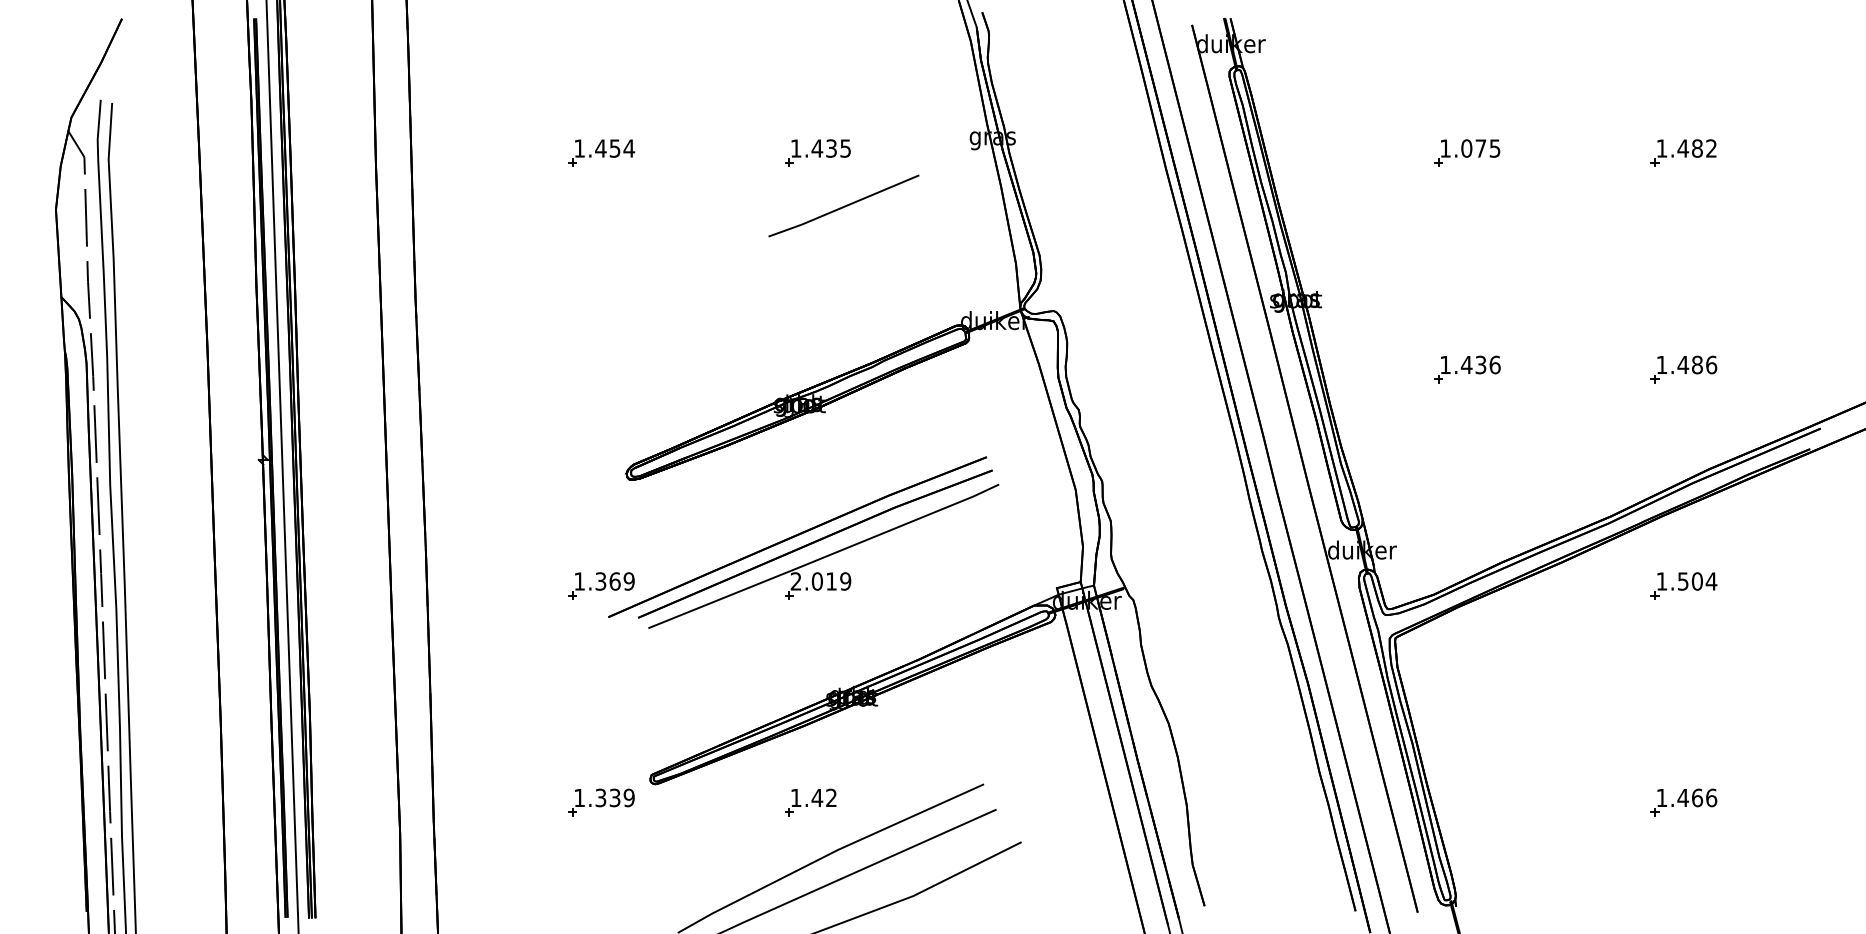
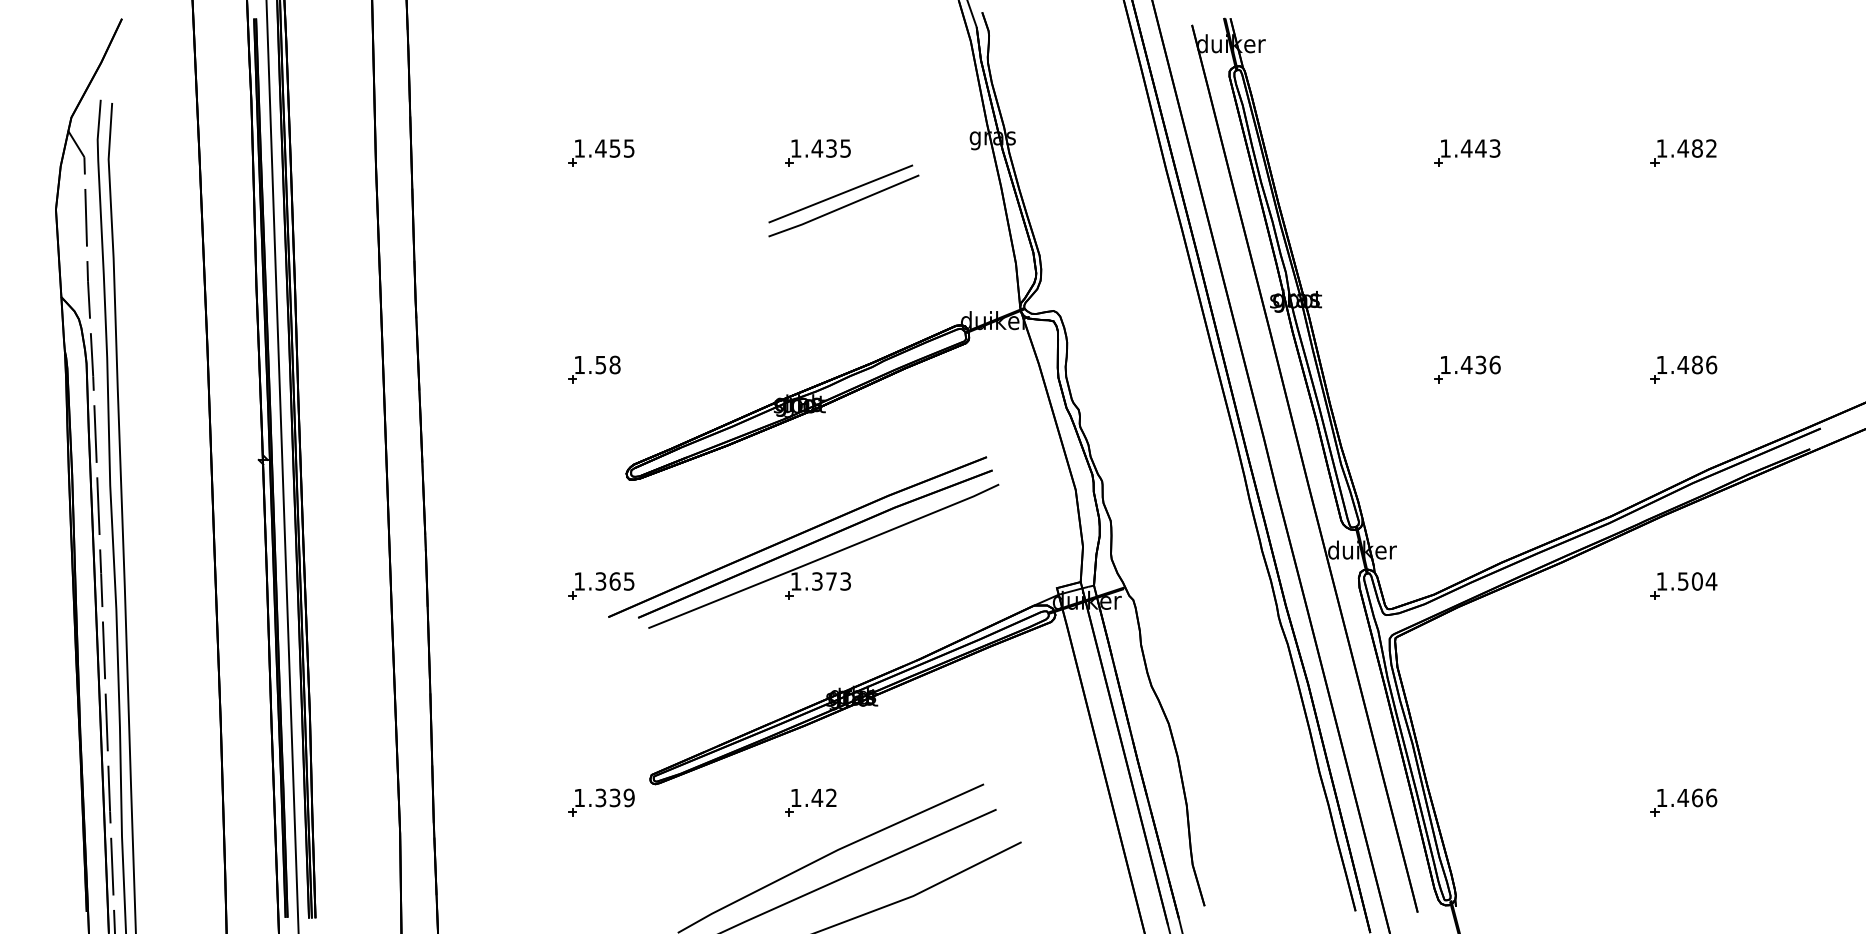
text: 1.454 -> 1.455 (629, 148)
text: 1.075 -> 1.443 (1480, 148)
line: none -> present (840, 193)
part: none -> present (594, 369)
text: 1.369 -> 1.365 (628, 581)
text: 2.019 -> 1.373 (820, 581)
